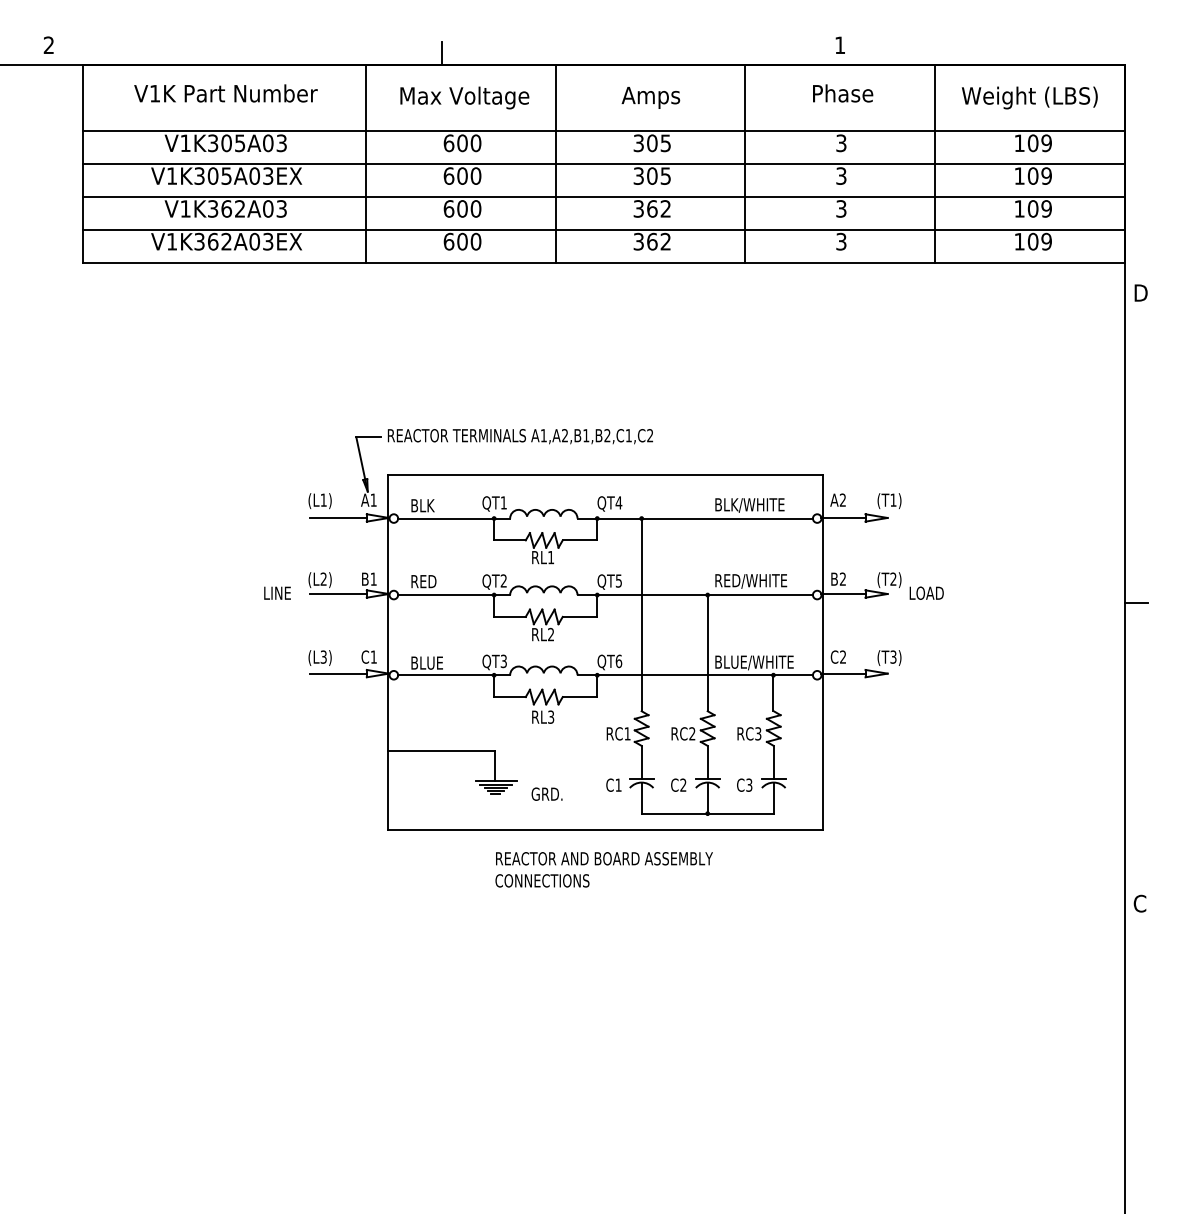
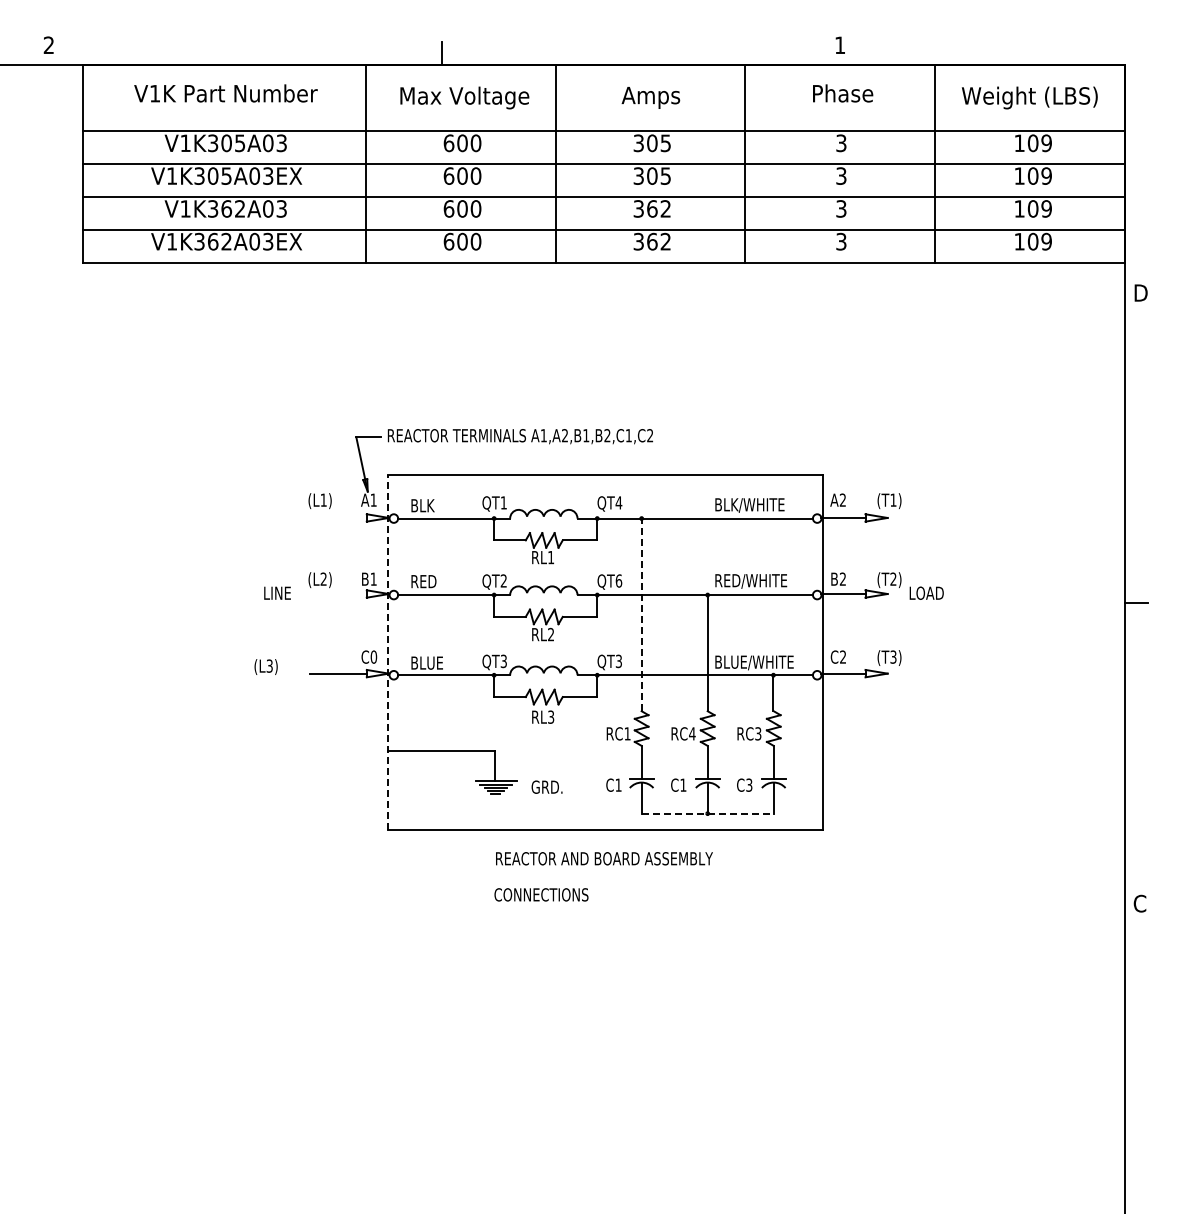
line: present -> none (337, 517)
text: QT5 -> QT6 (618, 580)
line: present -> none (337, 594)
line: solid -> dashed (641, 614)
line: solid -> dashed (388, 652)
text: C1 -> C0 (373, 656)
text position: (319, 657) -> (265, 666) (265, 666)
text: QT6 -> QT3 (618, 661)
text: RC2 -> RC4 (692, 733)
text: C2 -> C1 (683, 784)
text position: (546, 793) -> (546, 786) (546, 786)
line: solid -> dashed (708, 813)
text position: (542, 880) -> (541, 894) (541, 894)
